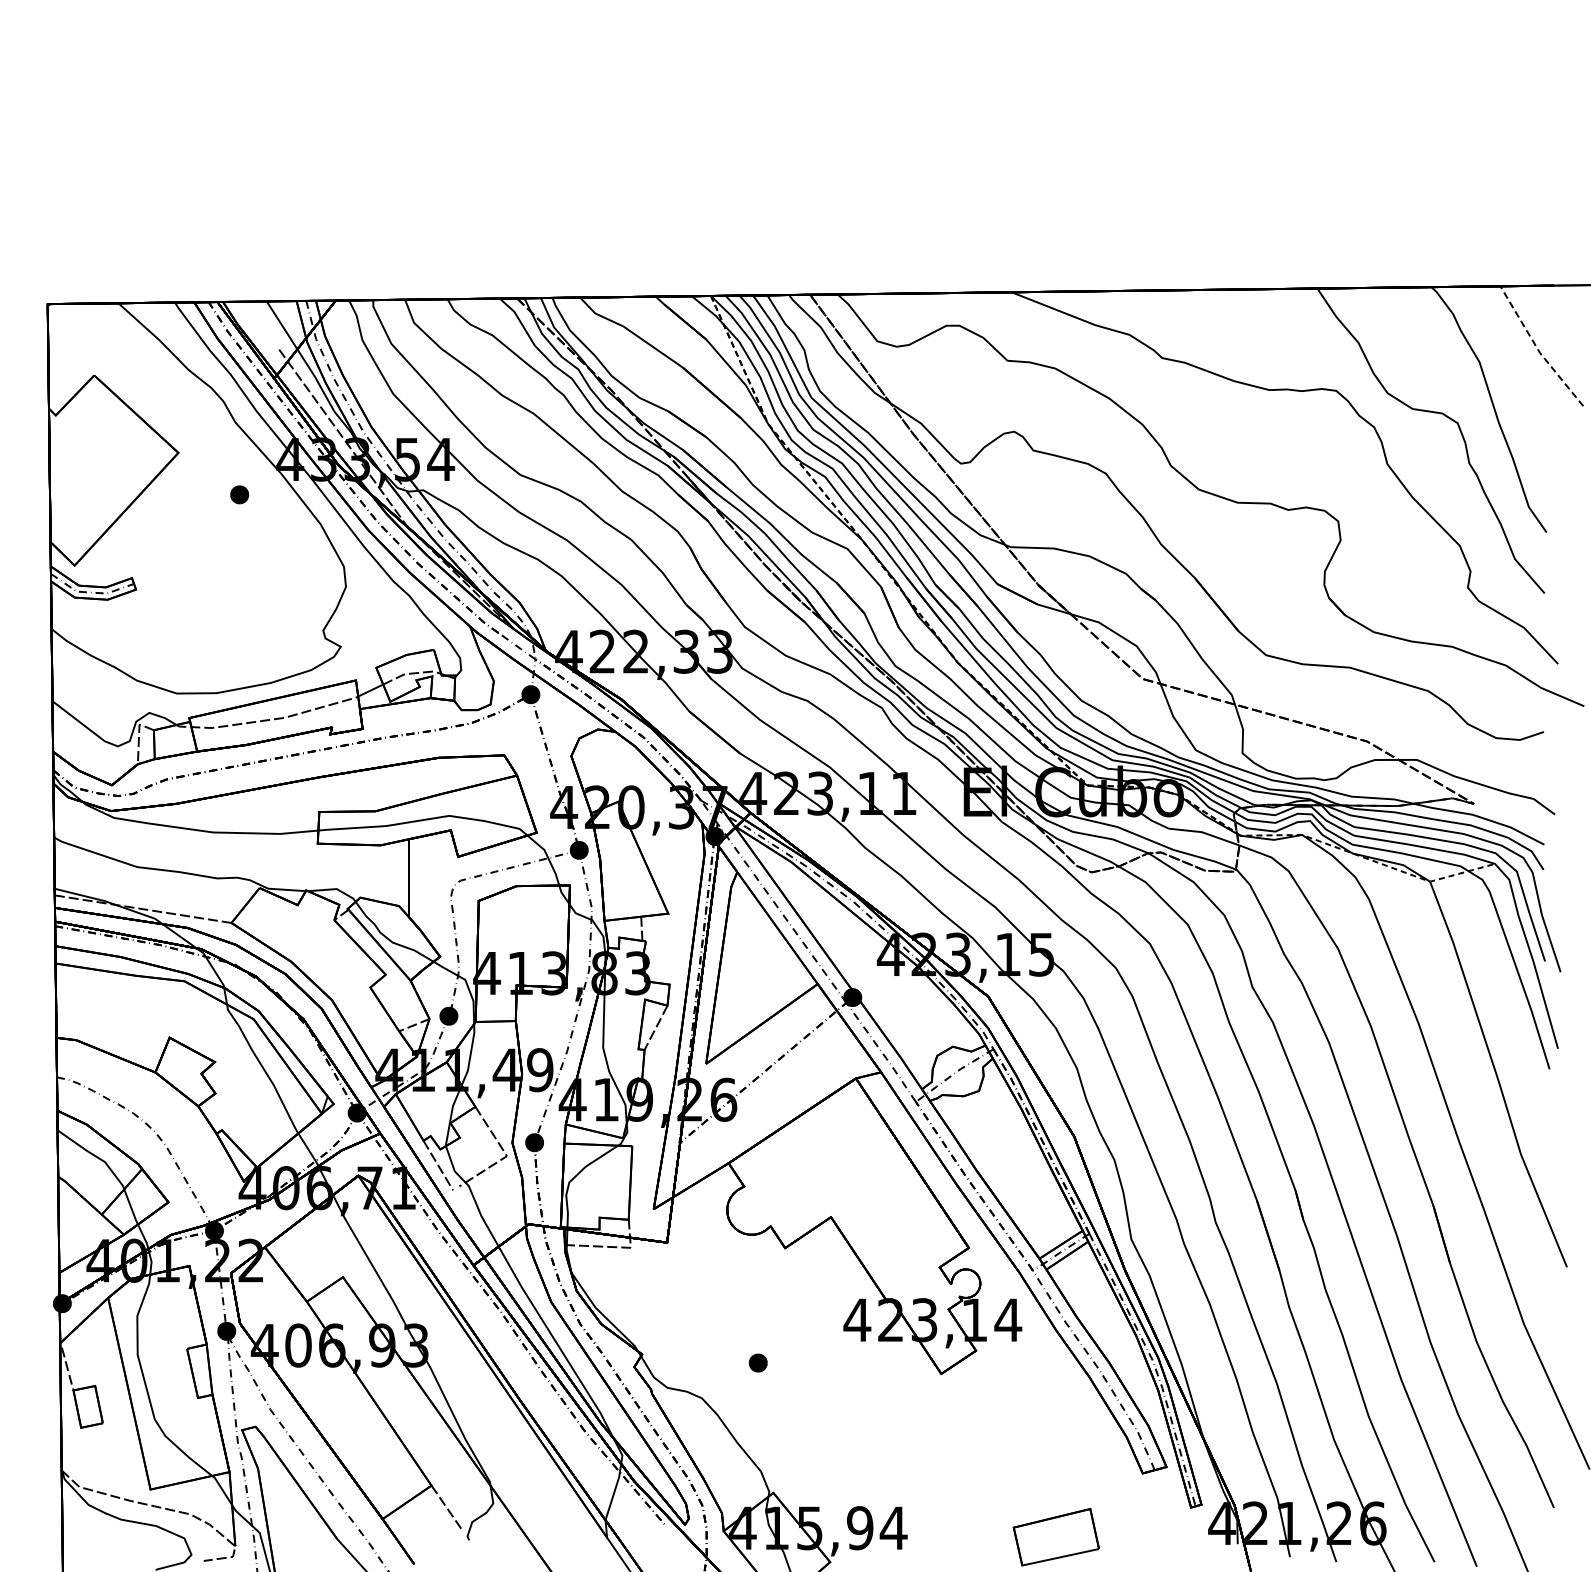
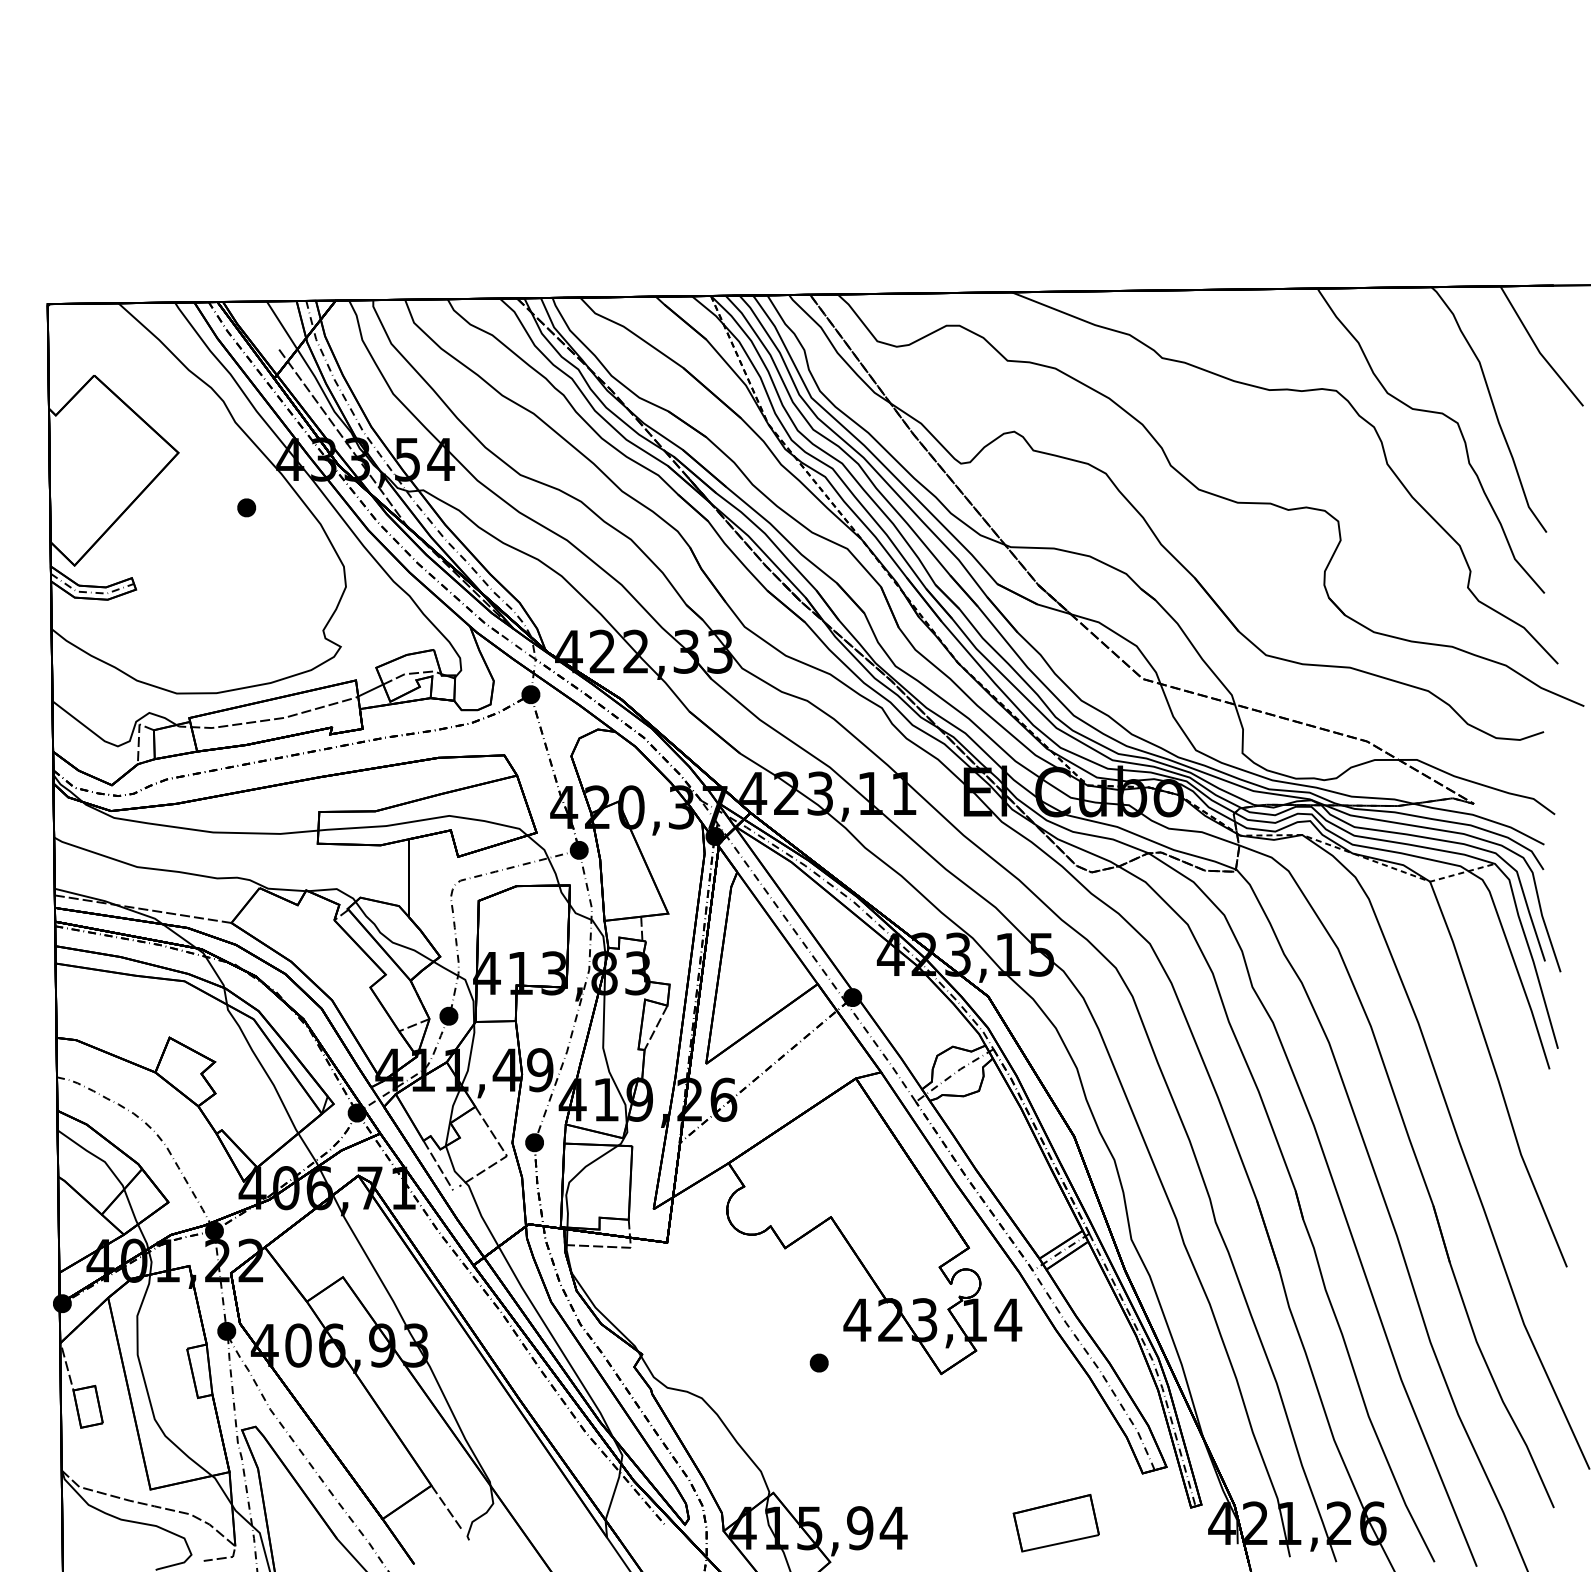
line: dashed -> solid (1537, 349)
part position: (239, 494) -> (246, 507) (246, 507)
part position: (757, 1362) -> (818, 1362) (818, 1362)
part position: (1055, 1537) -> (1055, 1523) (1055, 1523)
